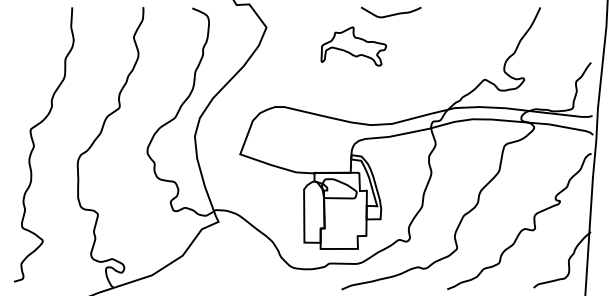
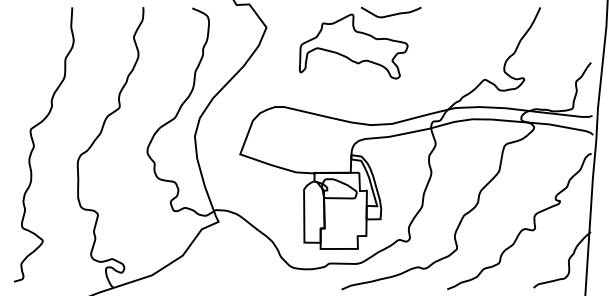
part size: 68x41 px -> 110x67 px (353, 46)
